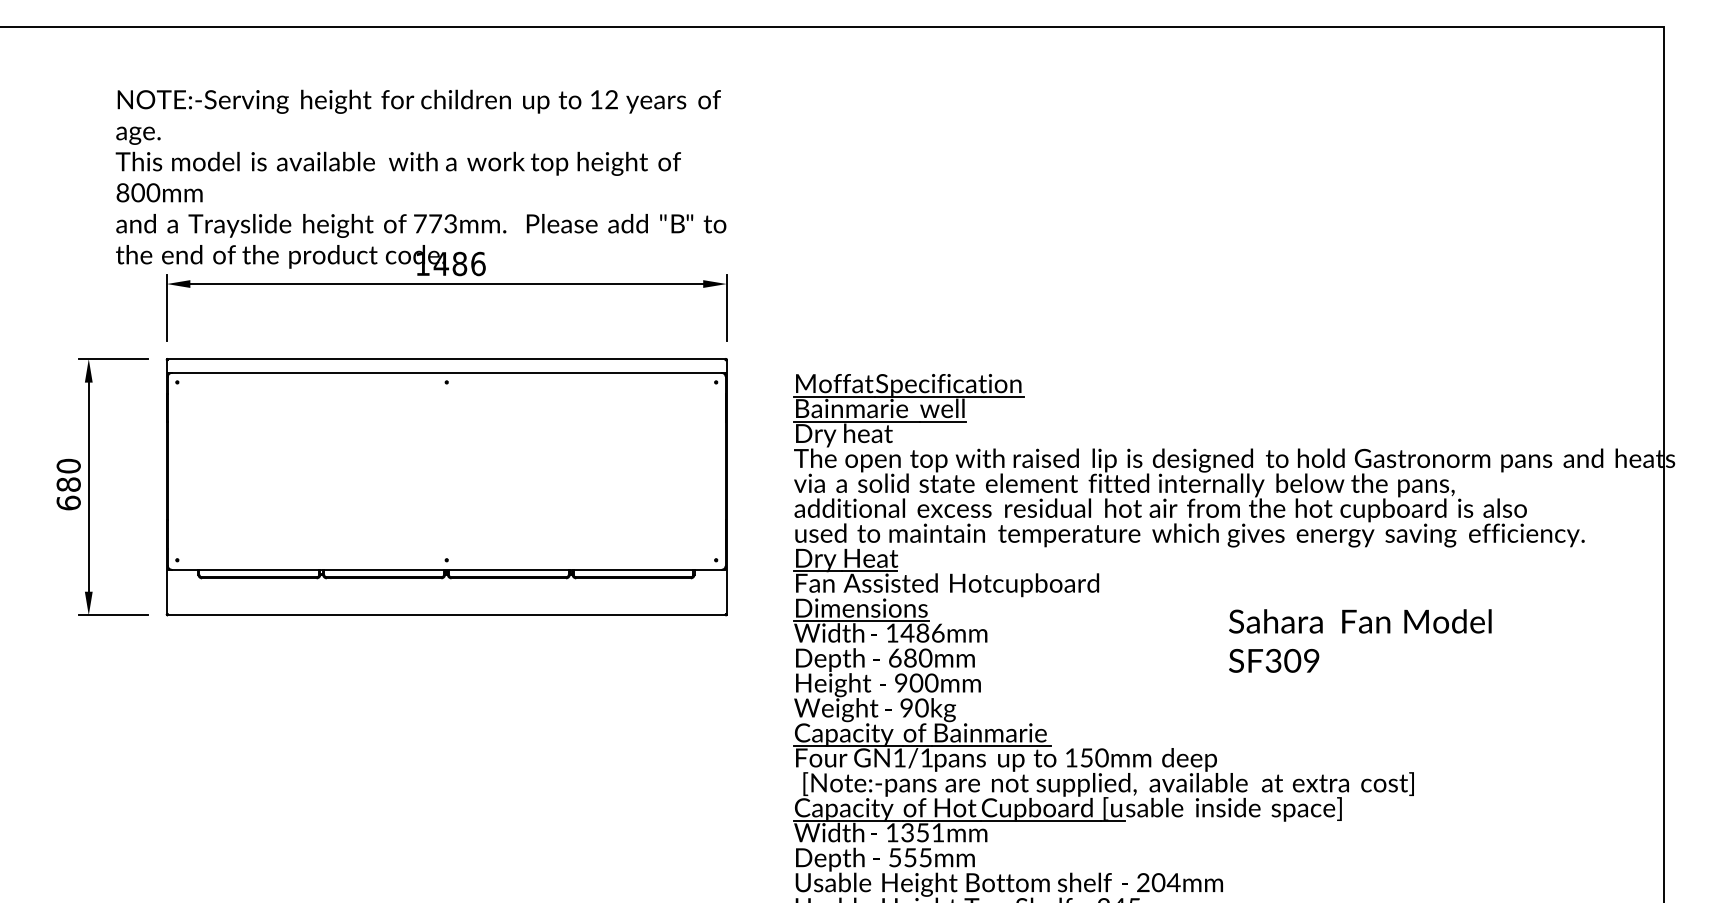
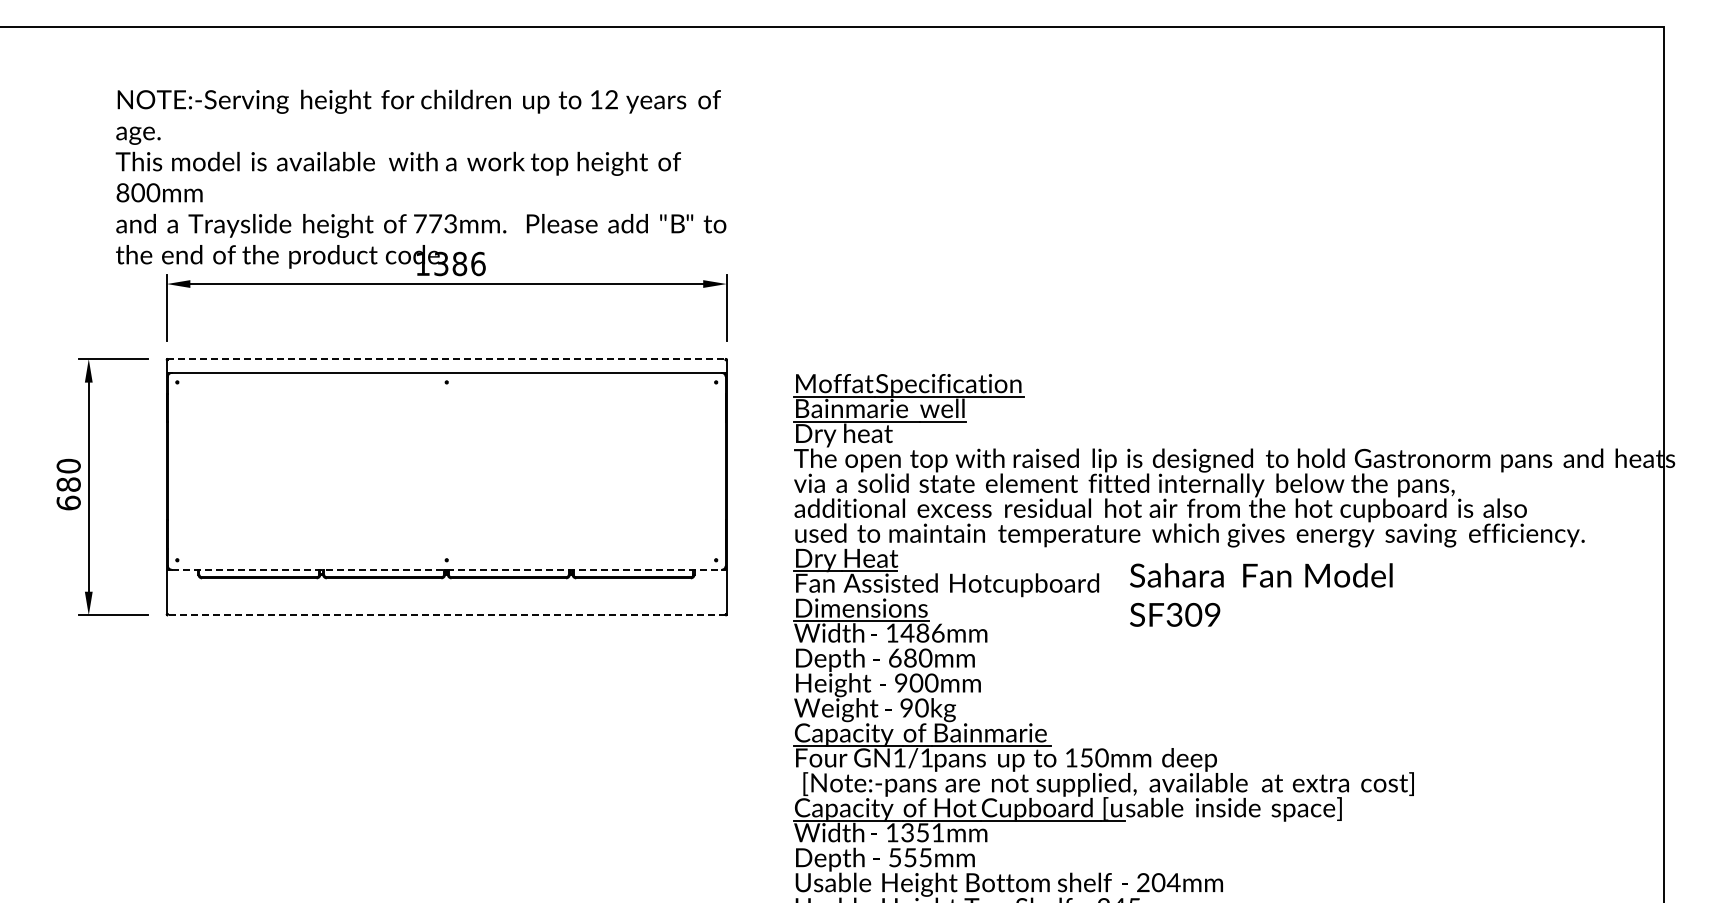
text: 1486 -> 1386 (440, 263)
line: solid -> dashed (447, 359)
line: solid -> dashed (447, 569)
line: solid -> dashed (446, 615)
text position: (1360, 640) -> (1261, 594) (1261, 594)
